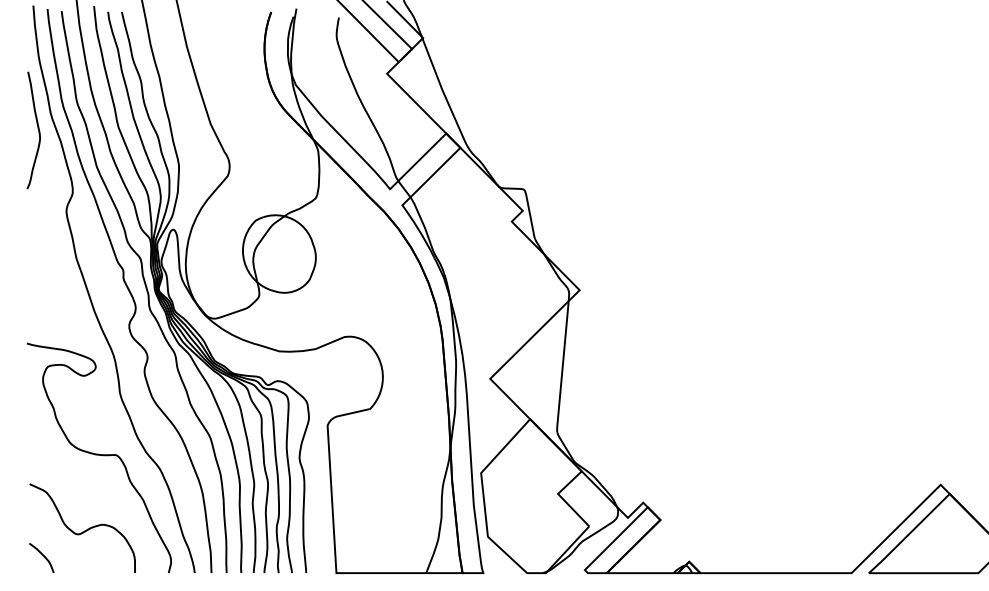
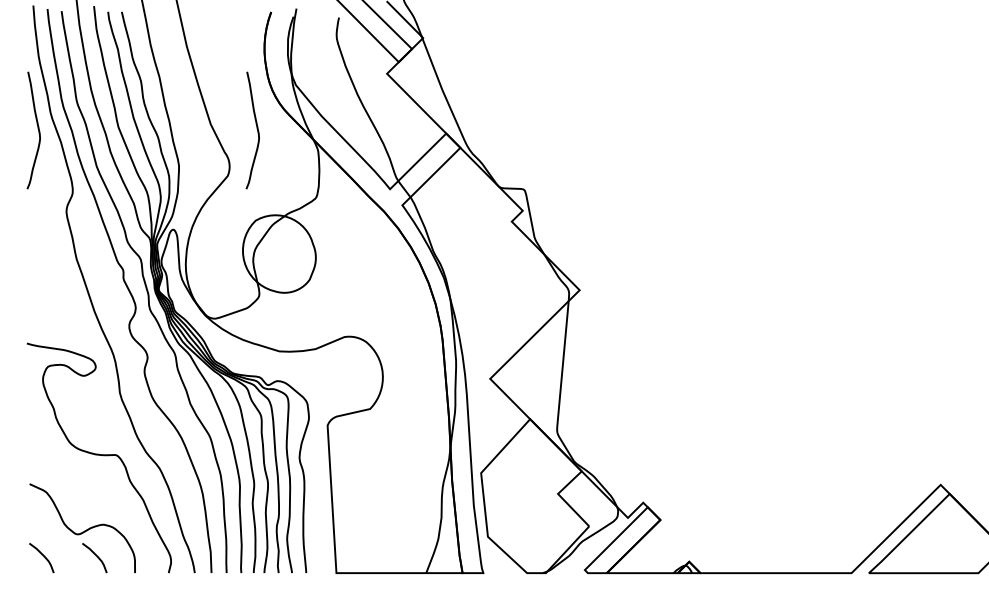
curve: none -> present (256, 128)
curve: none -> present (96, 556)
